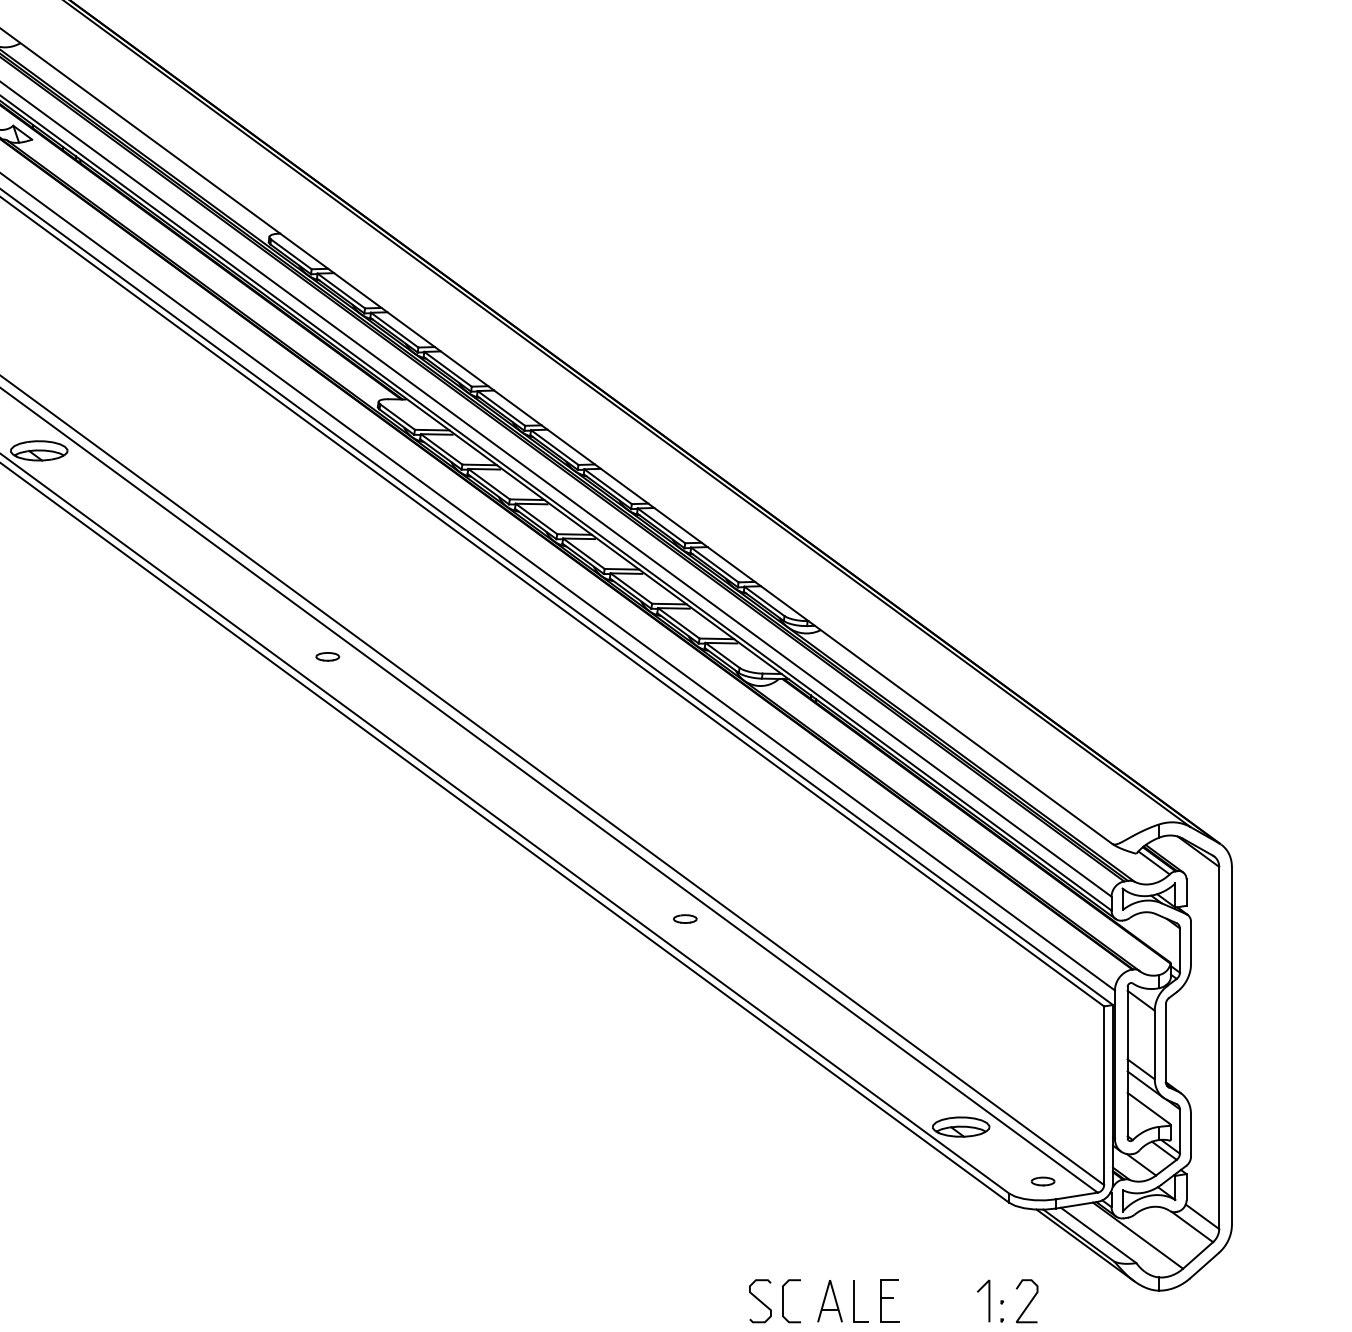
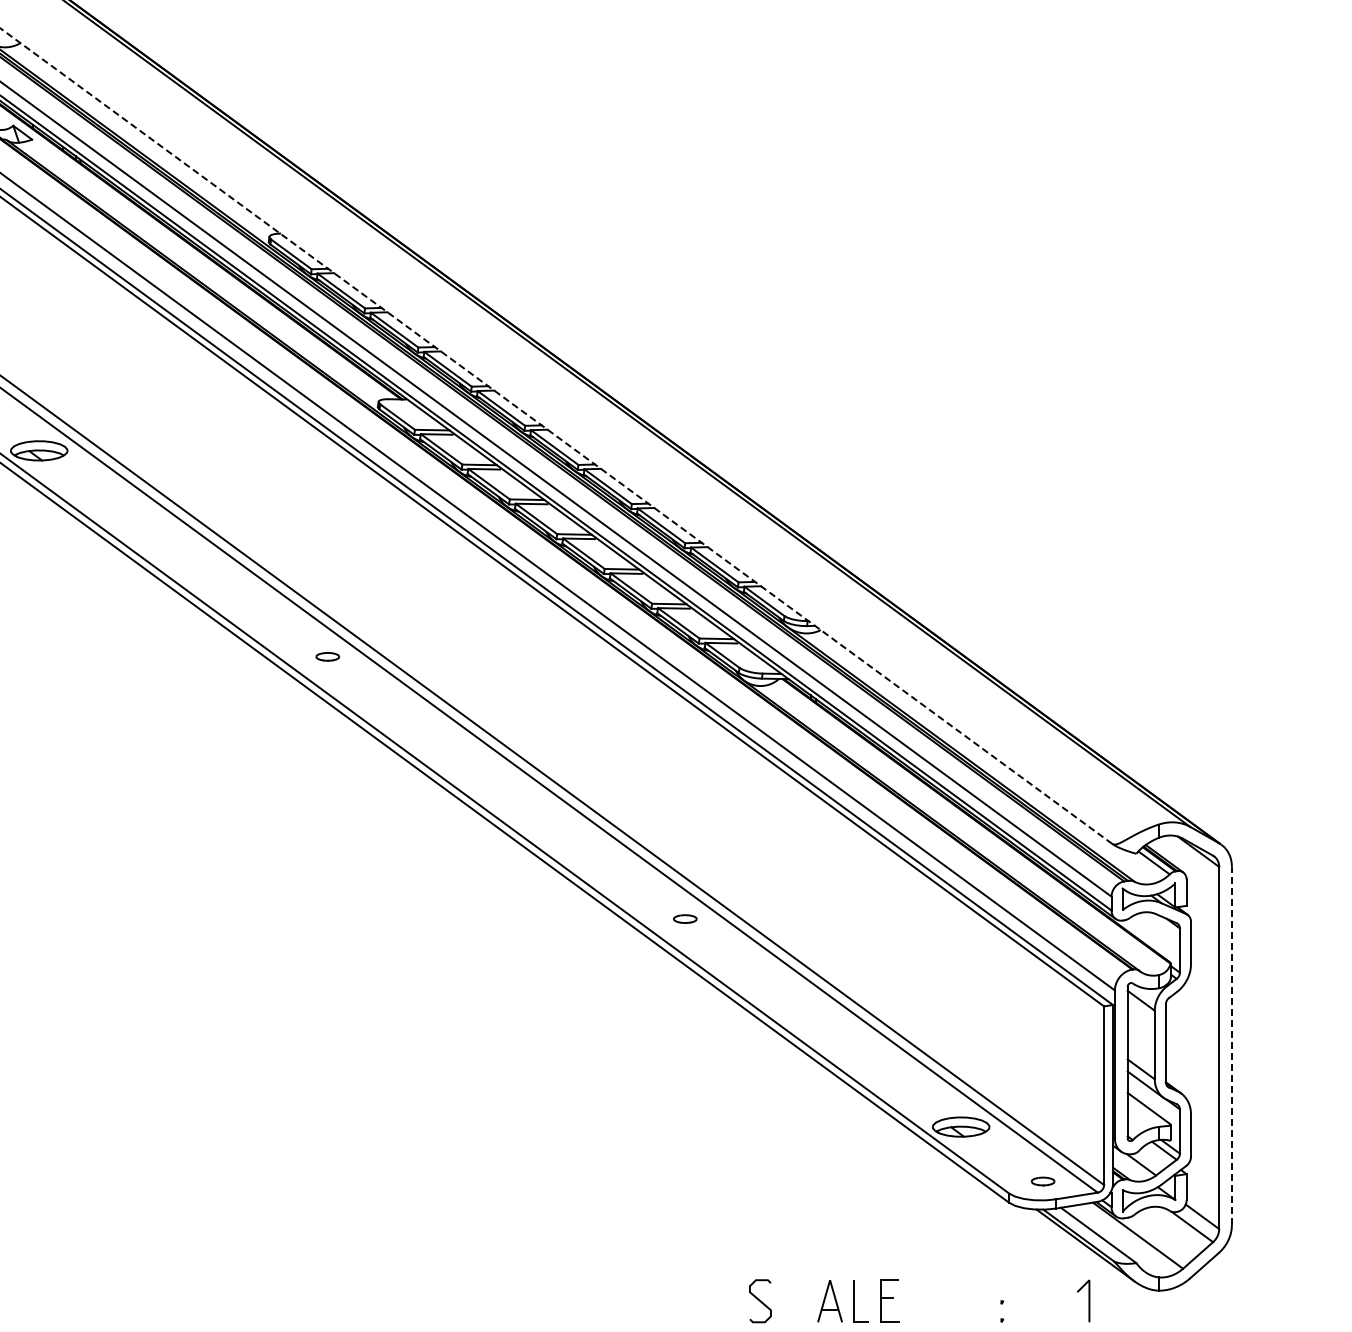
line: solid -> dashed (556, 435)
line: solid -> dashed (1231, 1045)
line position: (988, 1300) -> (1088, 1300) (1088, 1300)
curve: present -> none (783, 1301)
curve: present -> none (1028, 1303)
